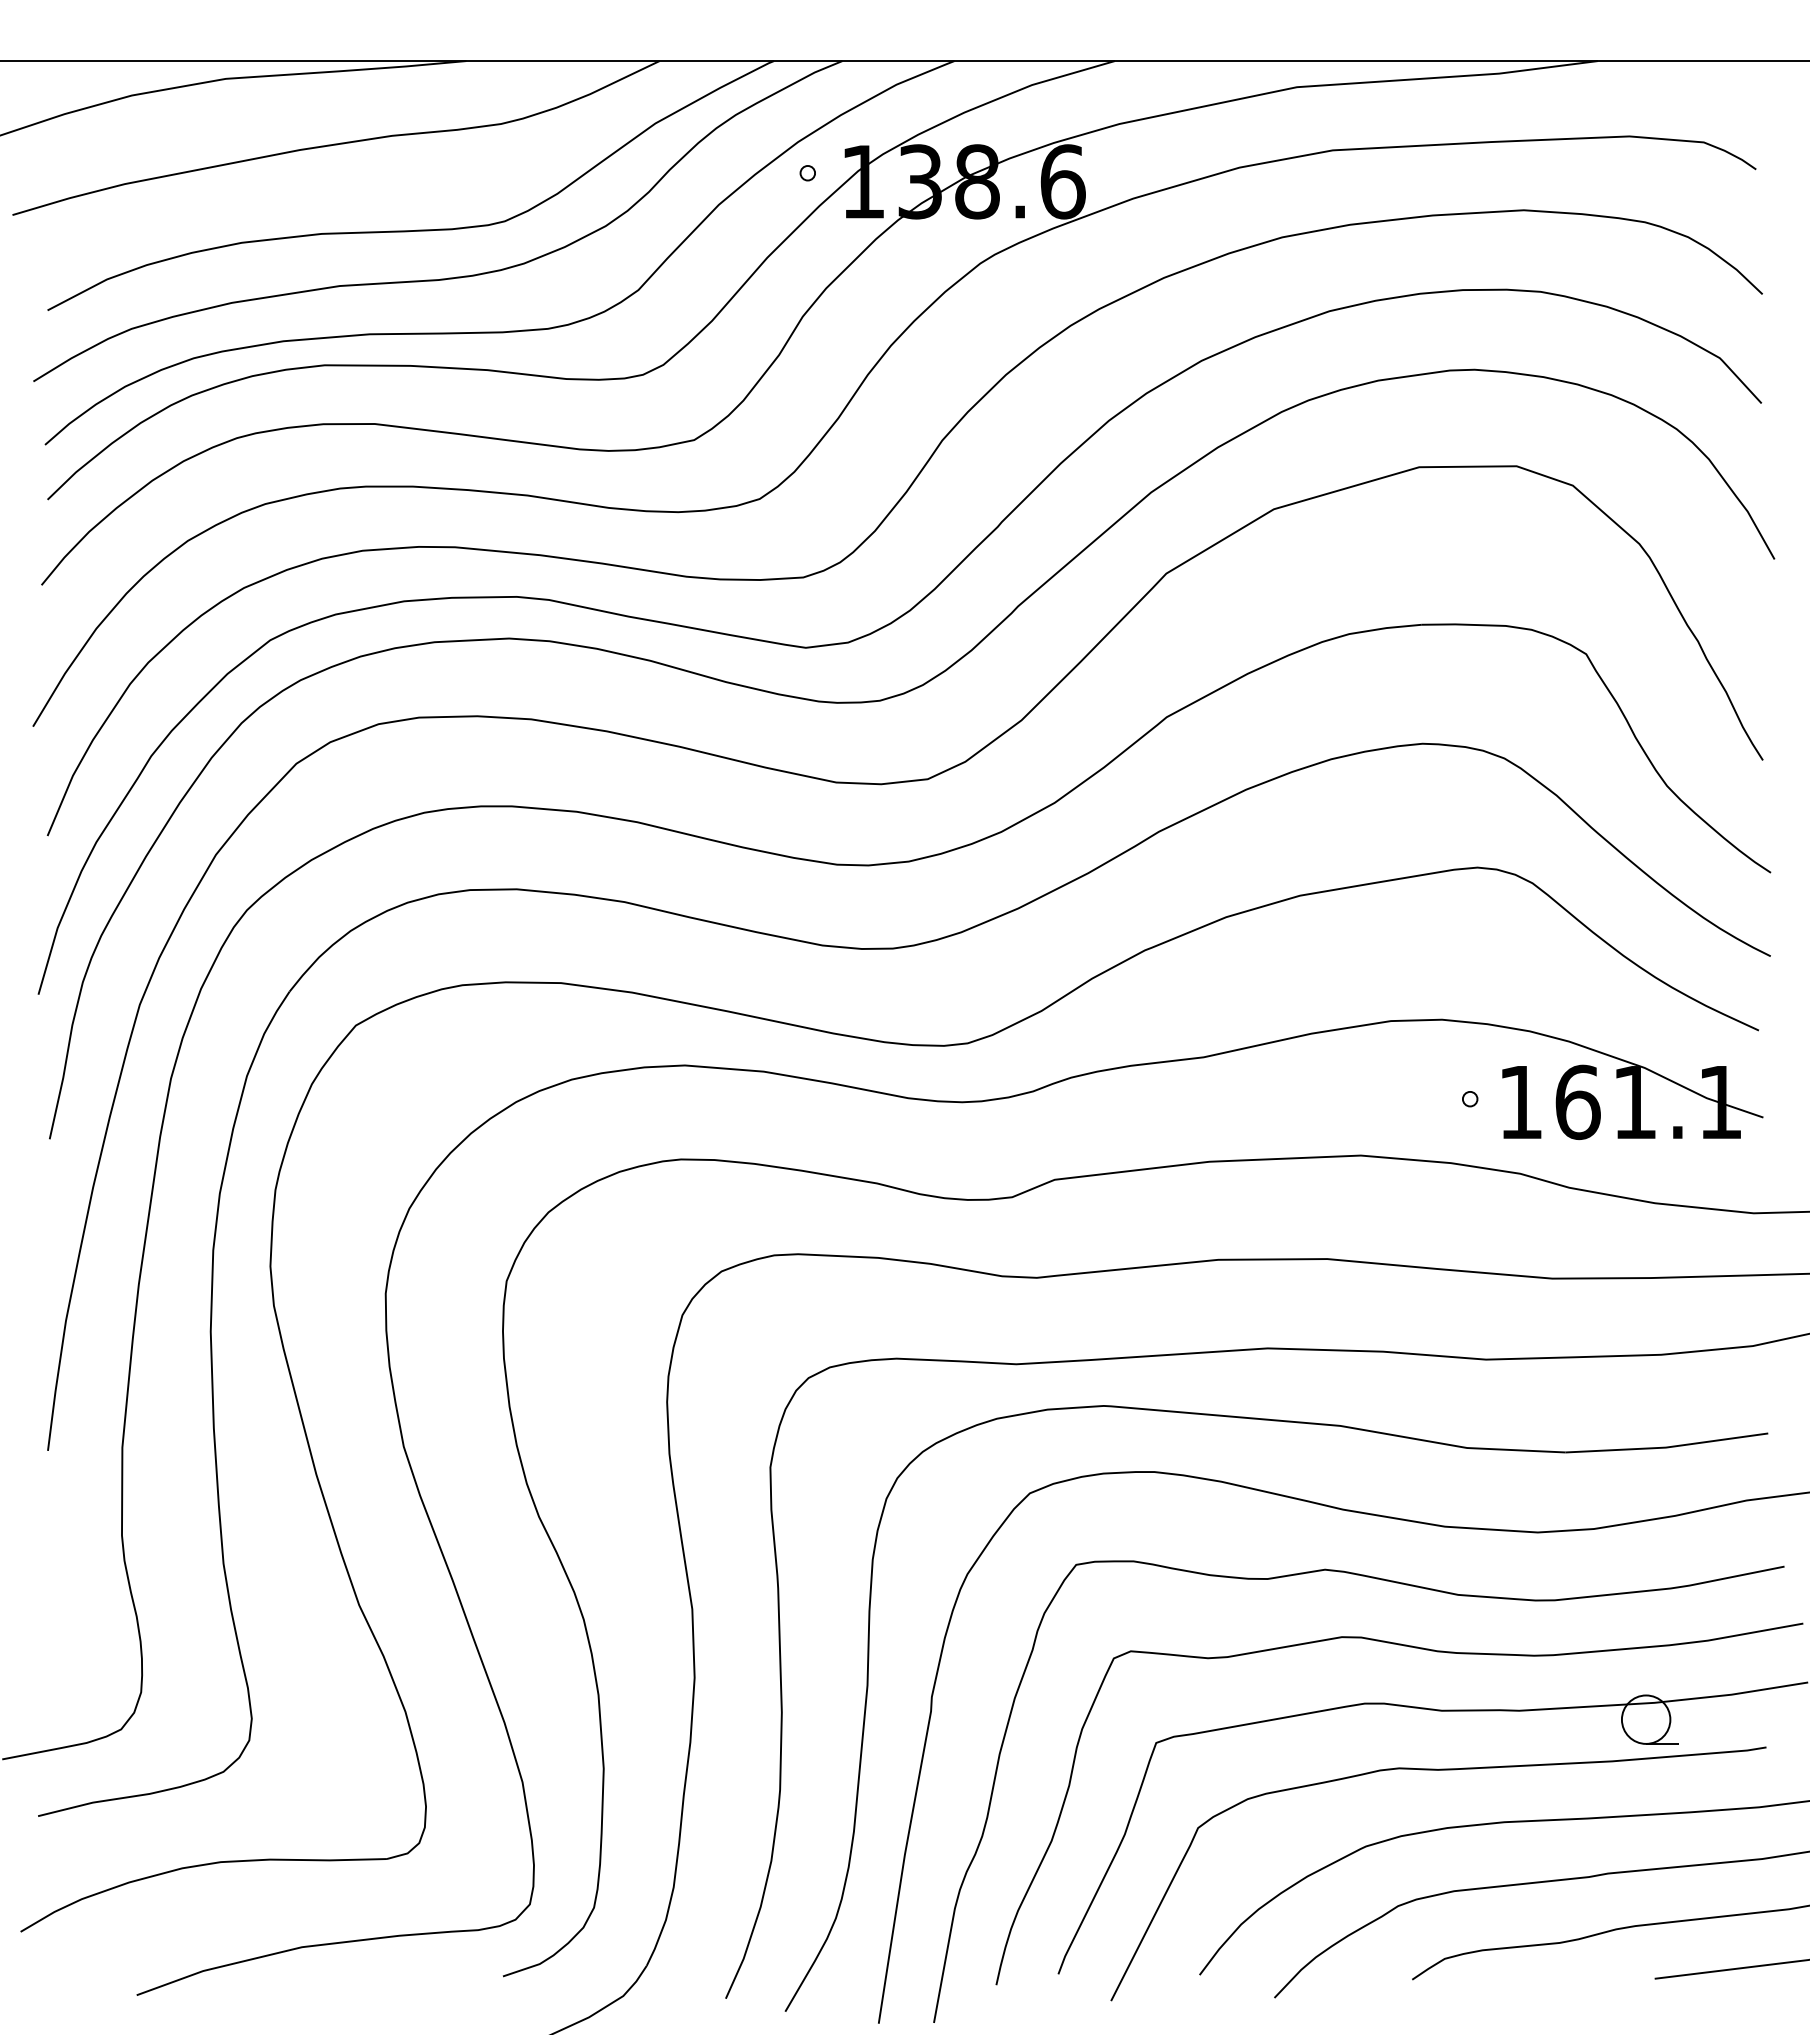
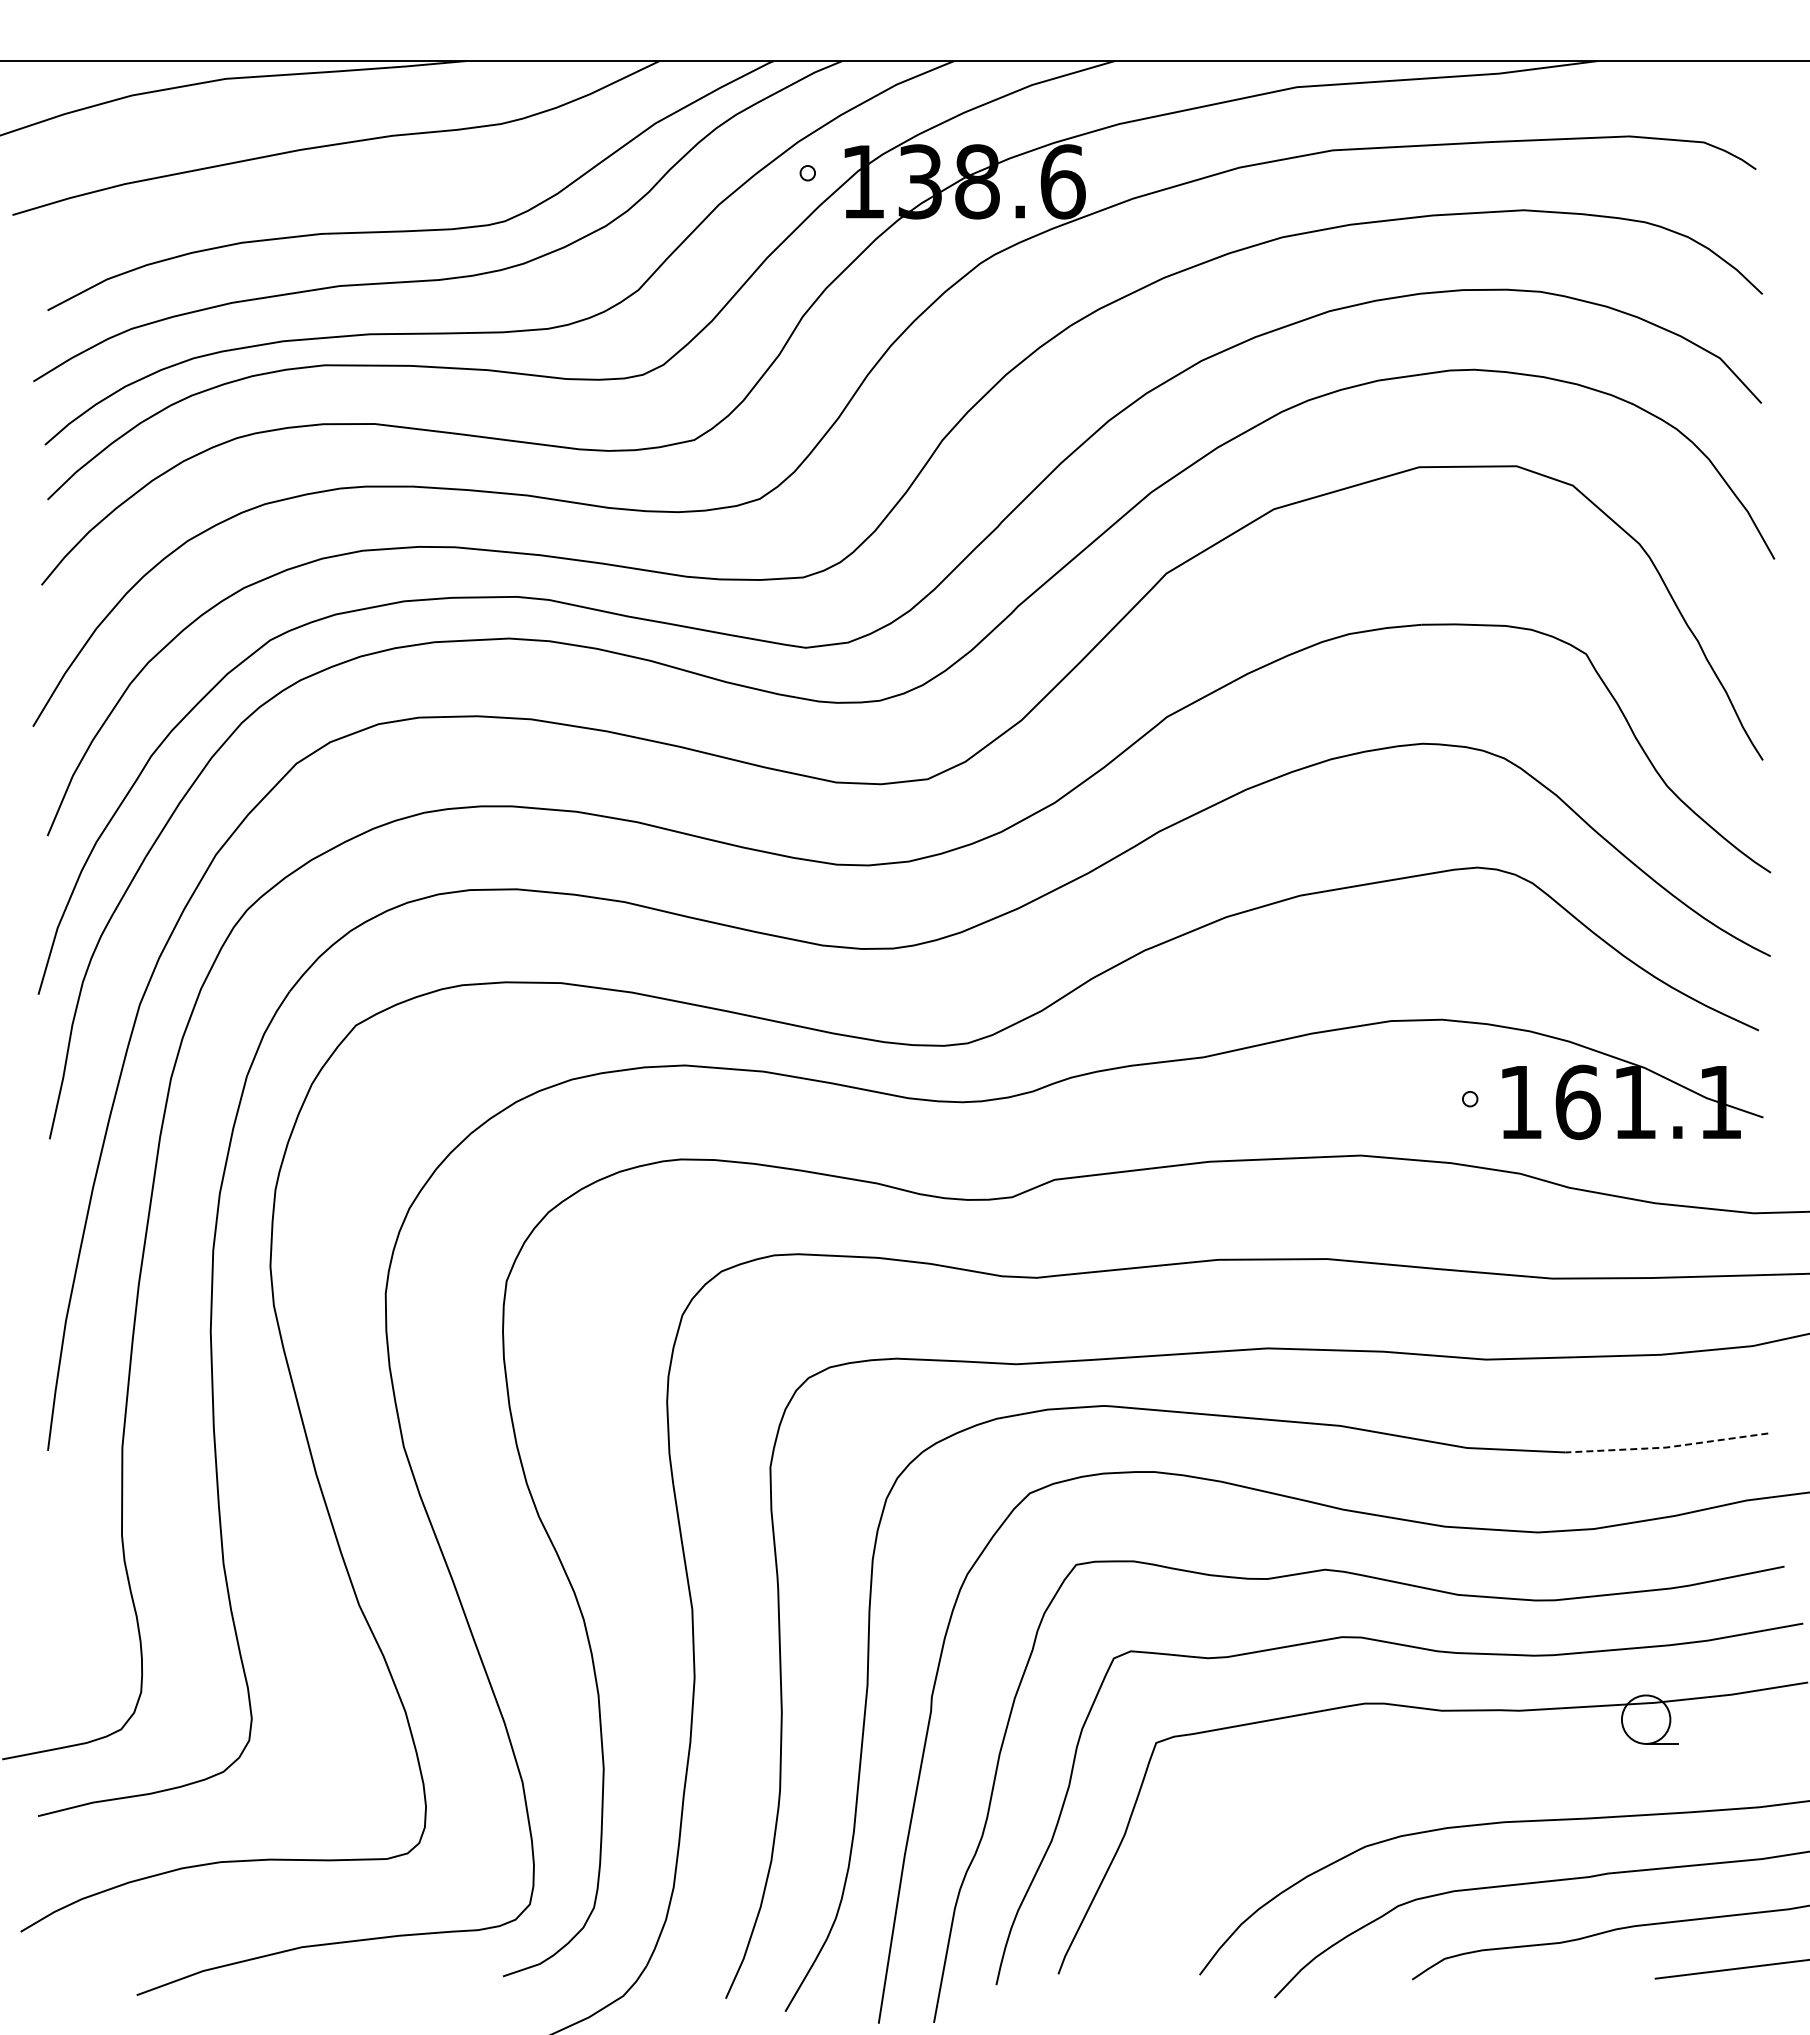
line: solid -> dashed (1666, 1447)
curve: present -> none (1438, 1770)
